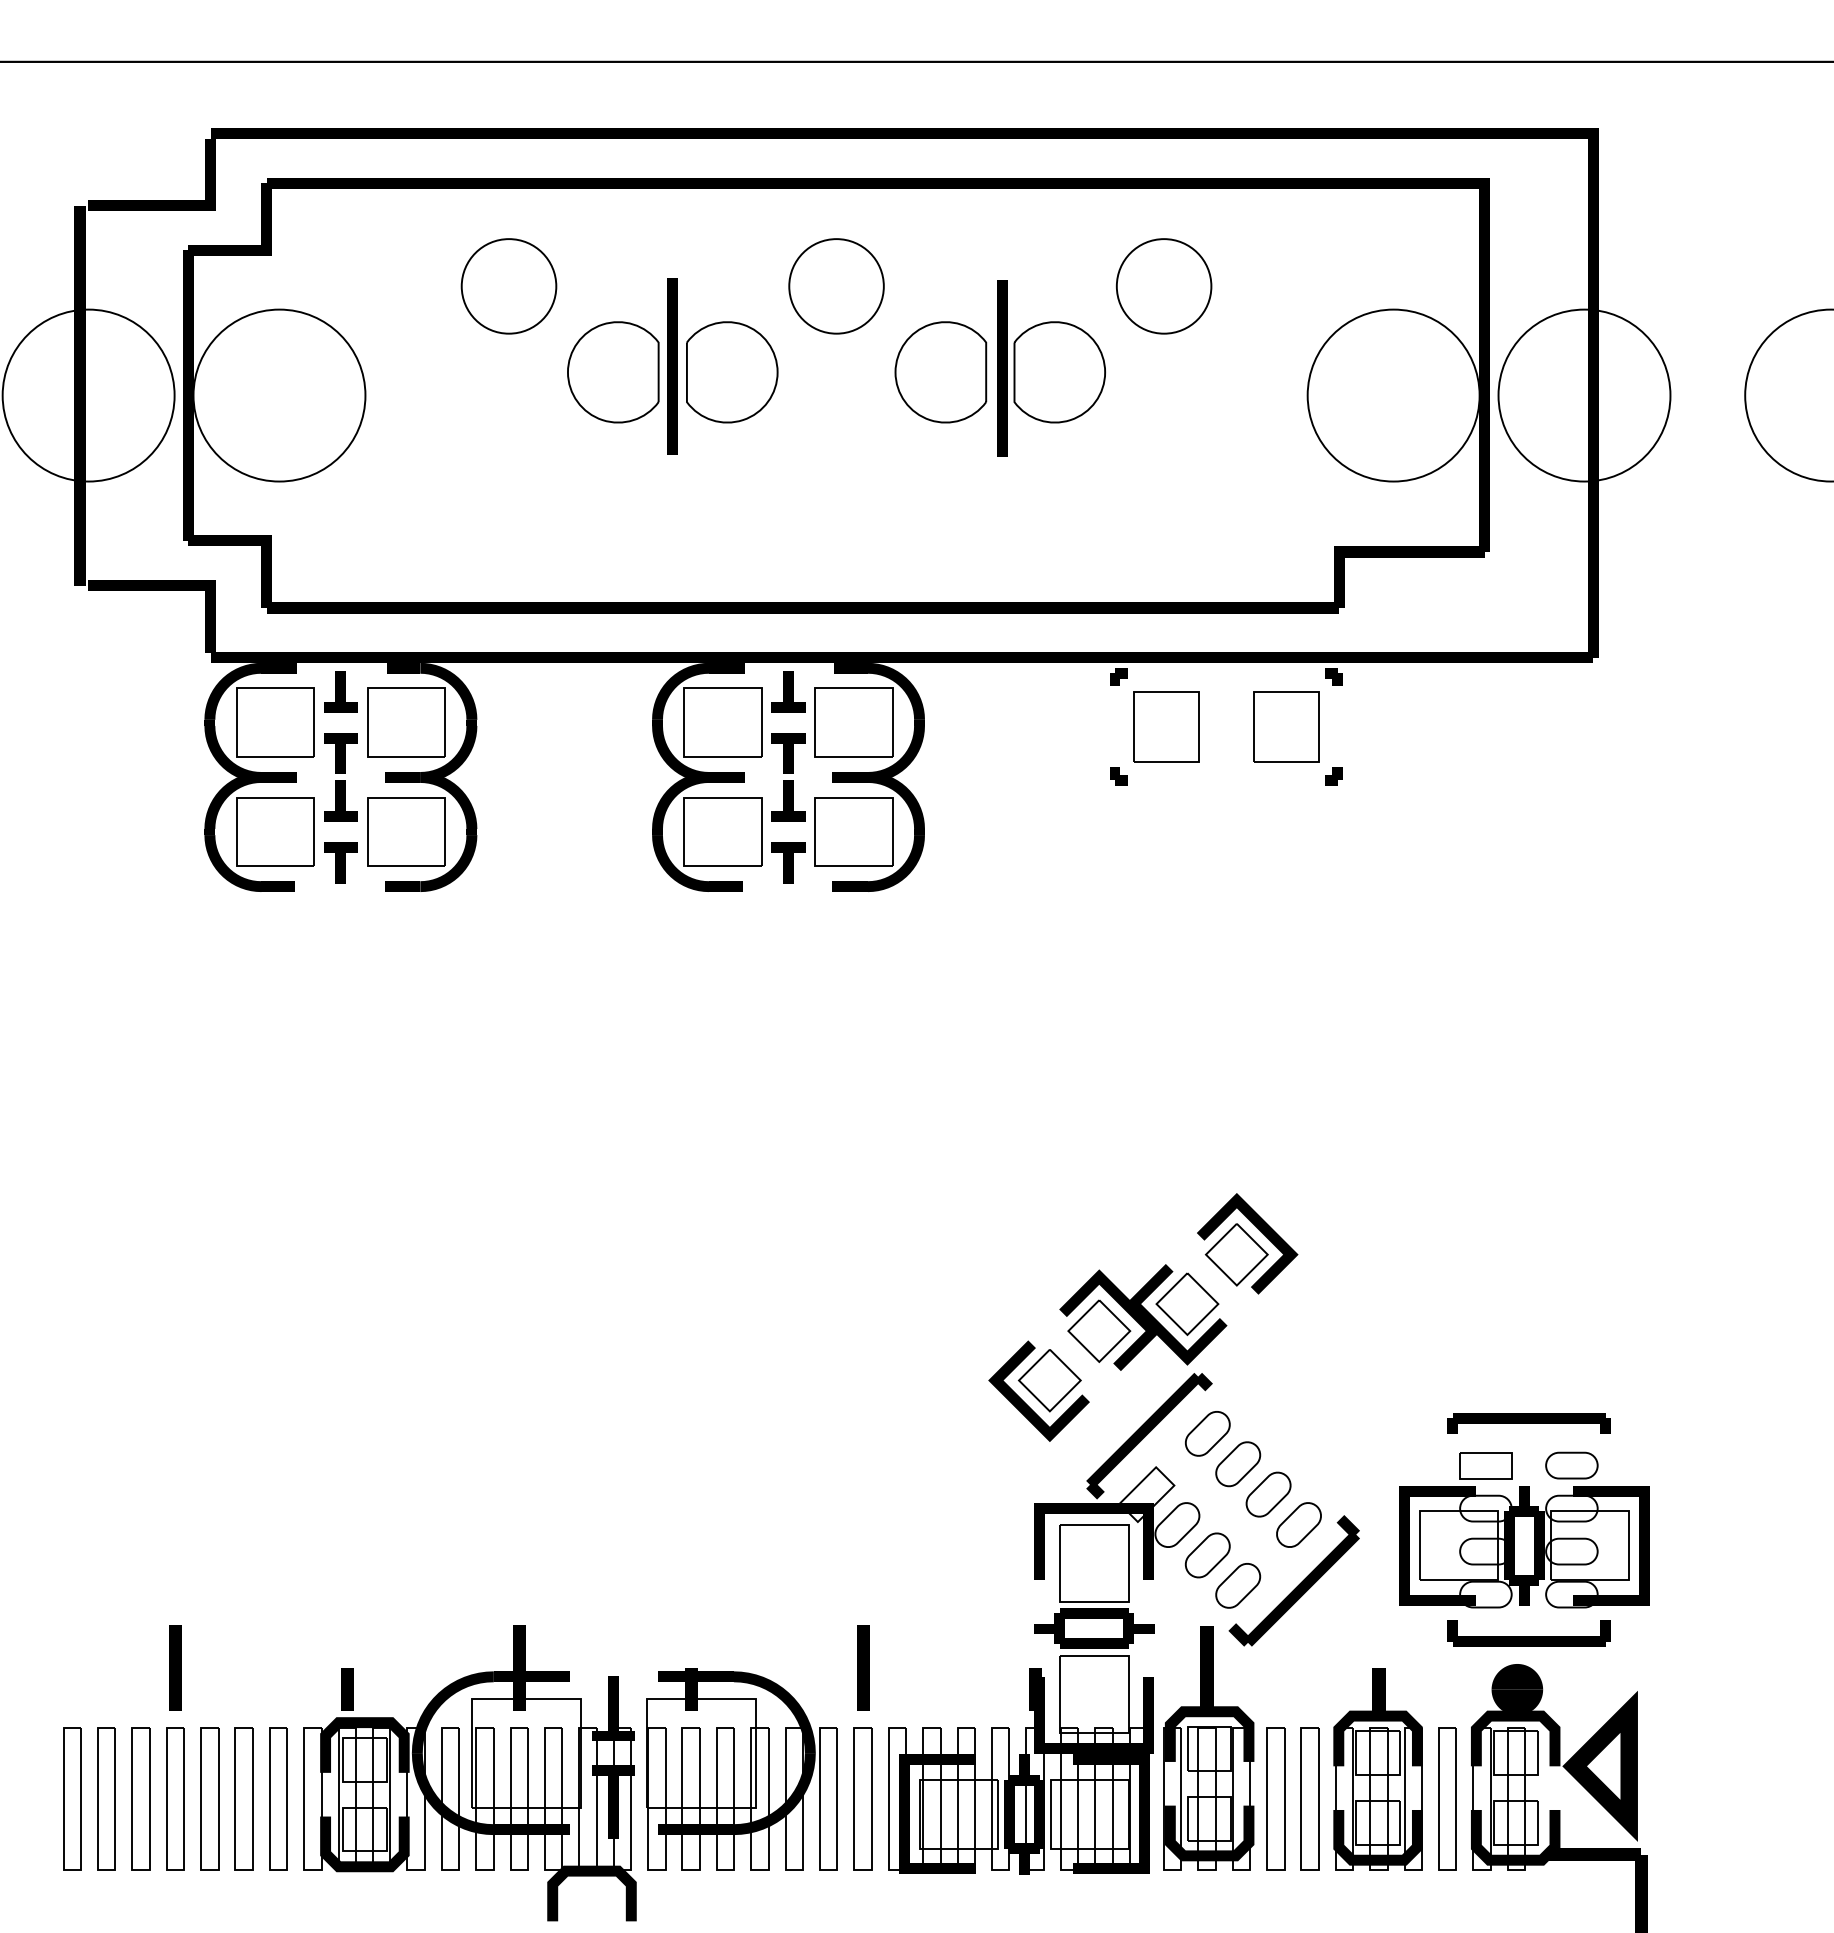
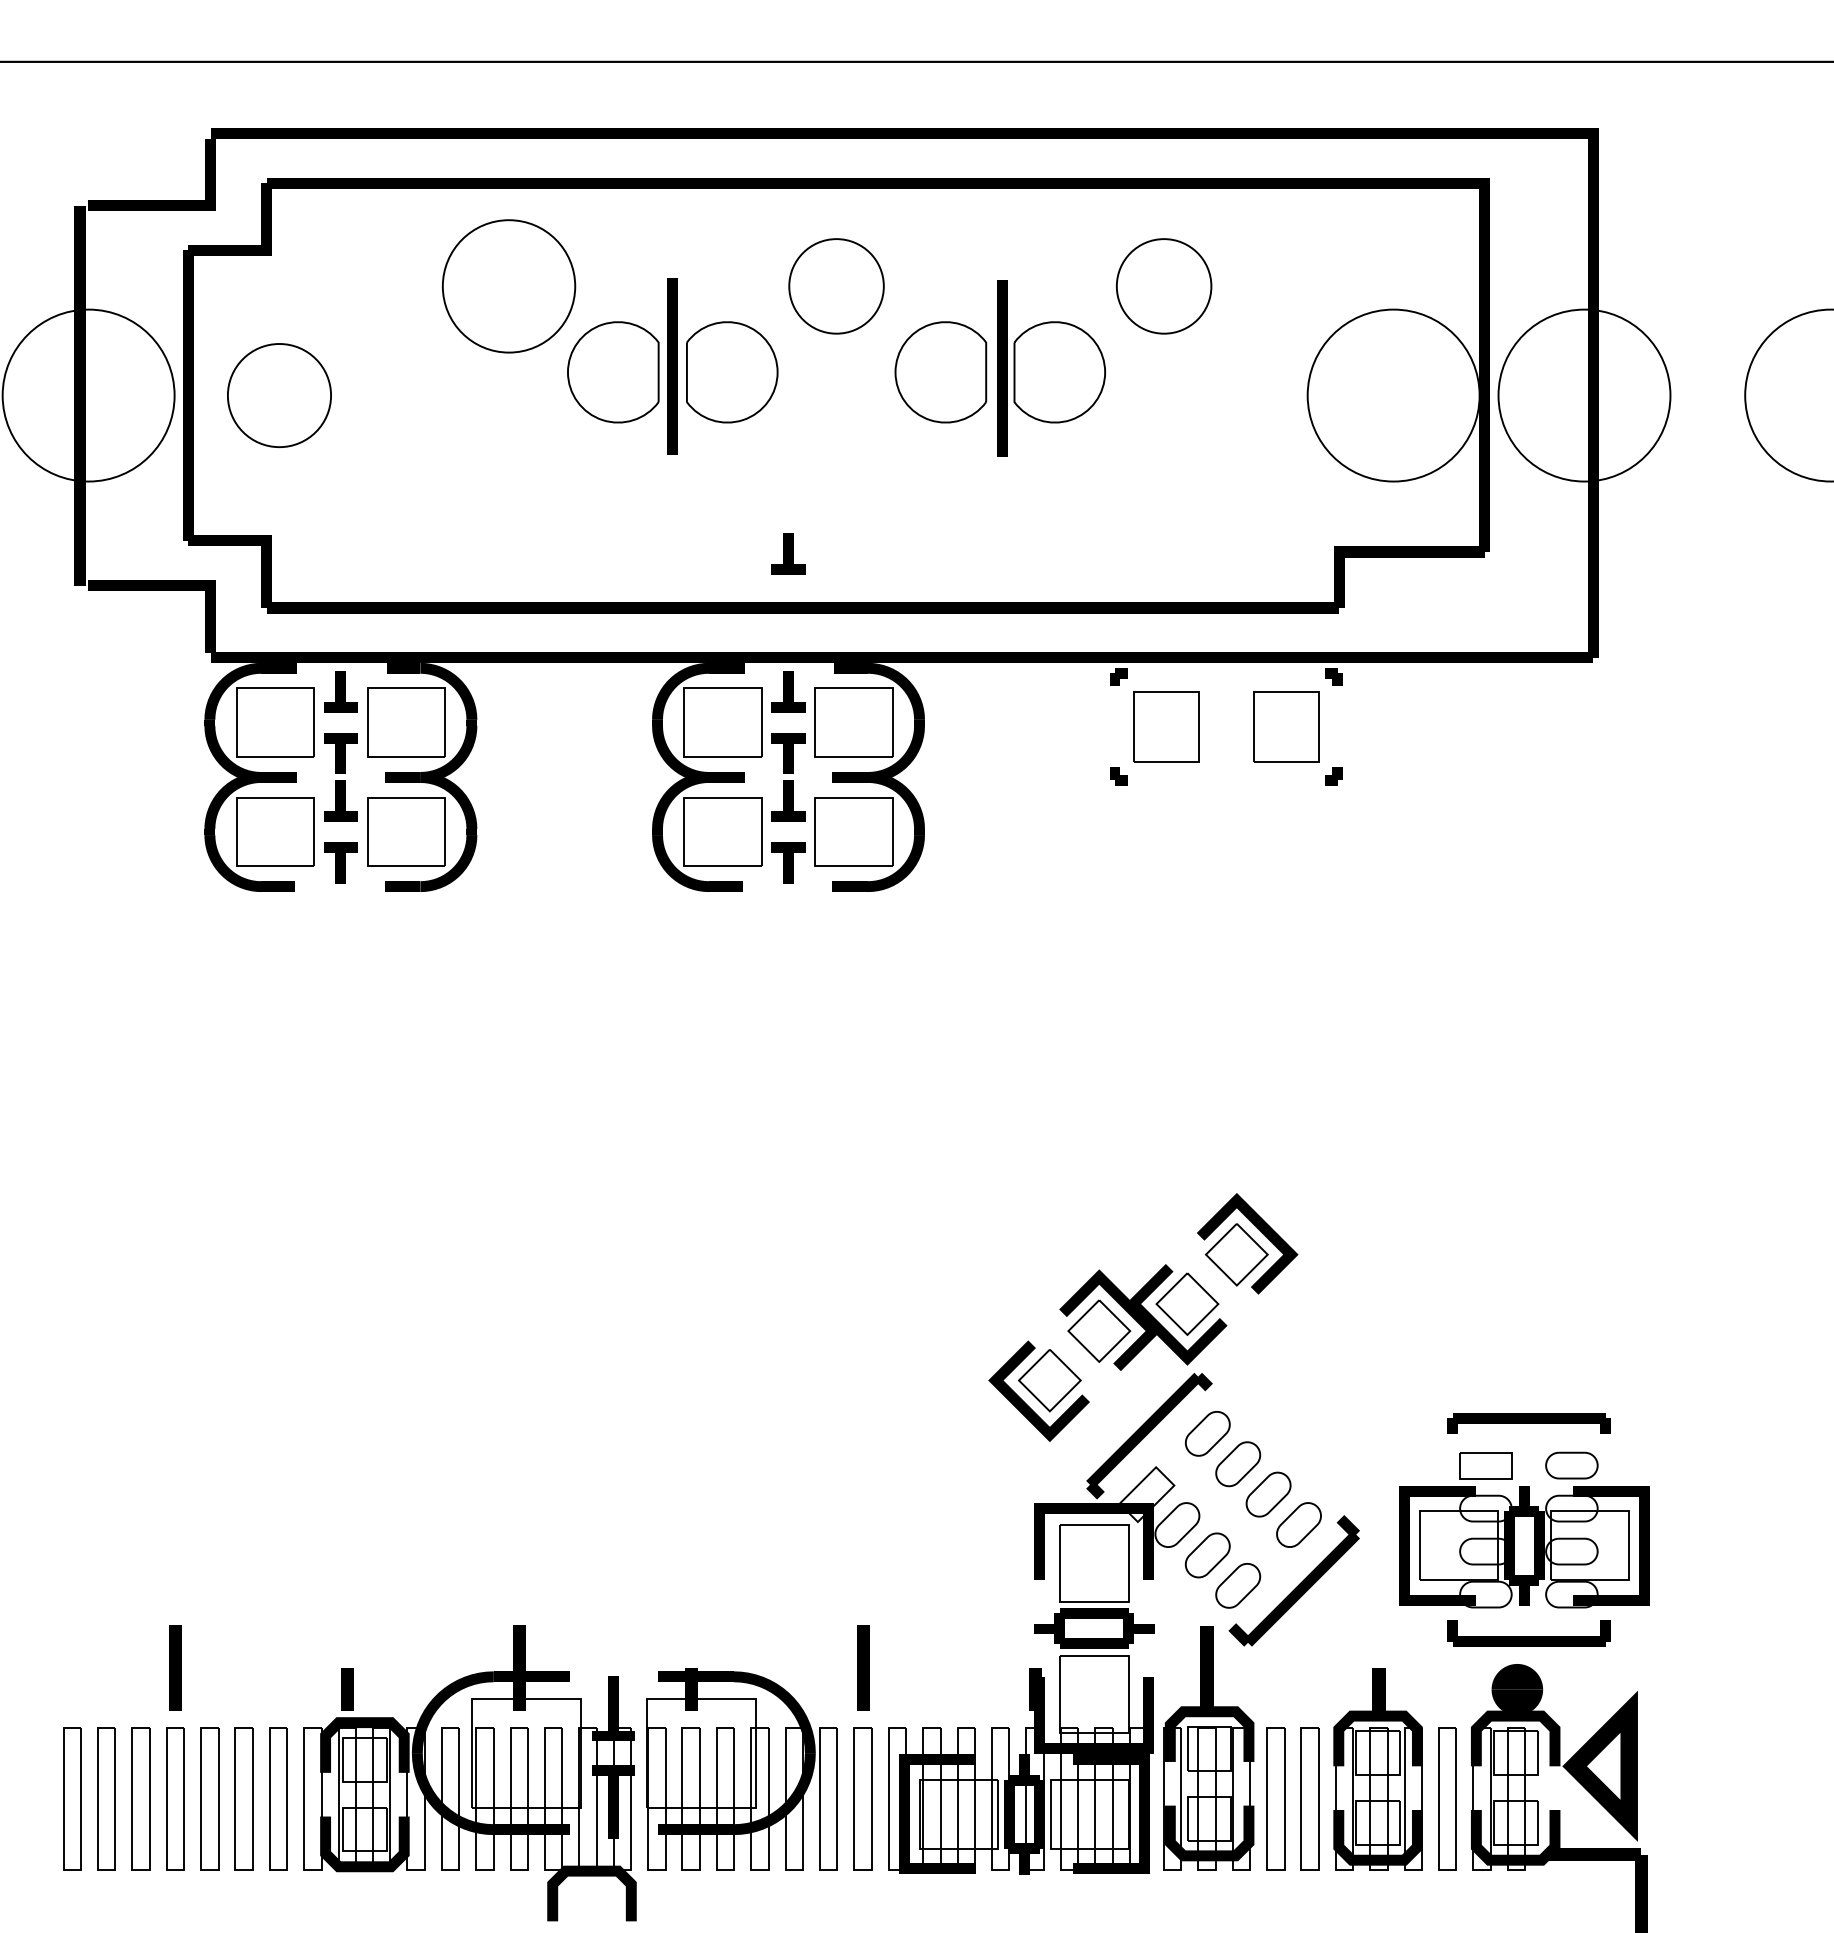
circle diameter: 95 px -> 132 px (508, 286)
circle diameter: 172 px -> 103 px (279, 395)
part: none -> present (788, 553)
